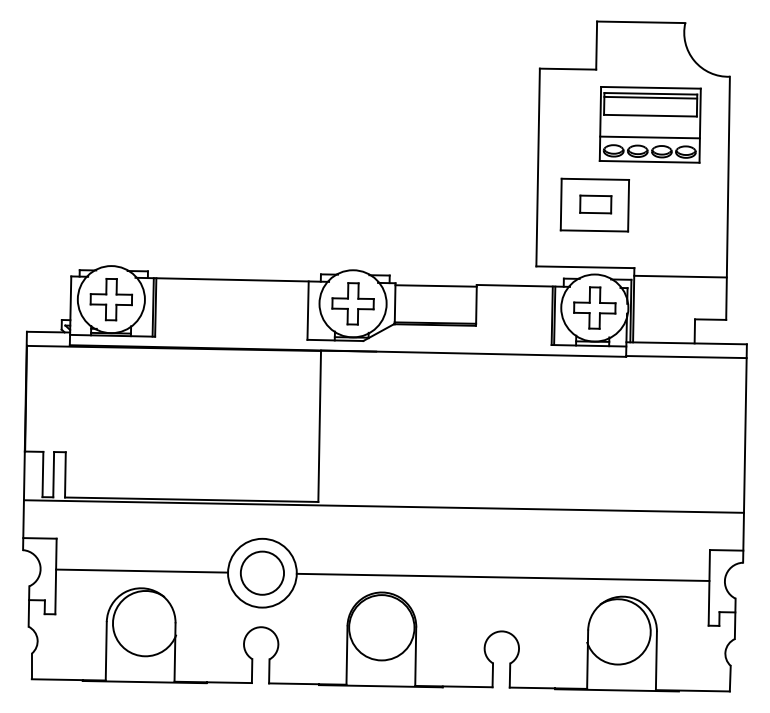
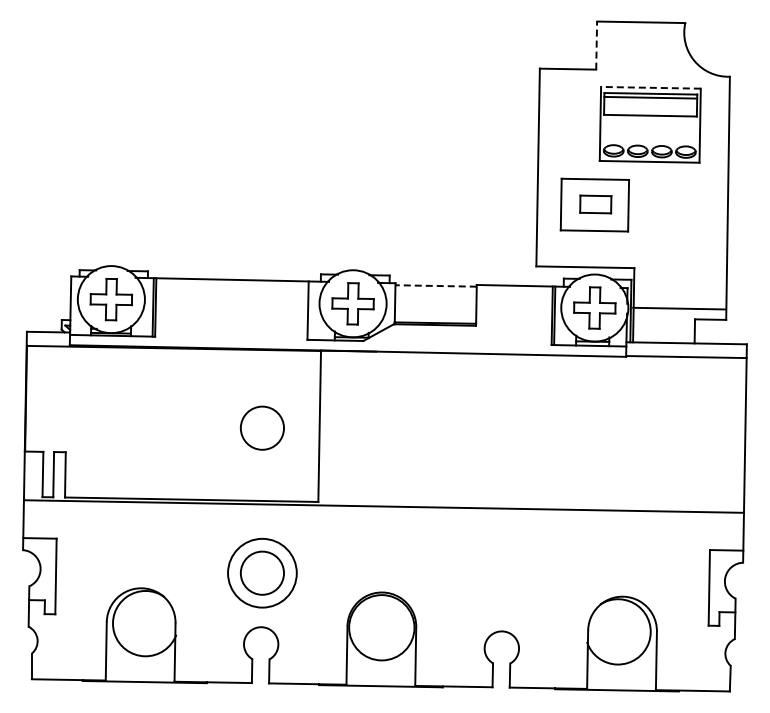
line: solid -> dashed (596, 45)
line: solid -> dashed (650, 87)
line: present -> none (649, 137)
line position: (680, 276) -> (679, 308) (679, 308)
line: solid -> dashed (436, 285)
circle: none -> present (262, 427)
line: present -> none (142, 570)
line: present -> none (502, 576)
